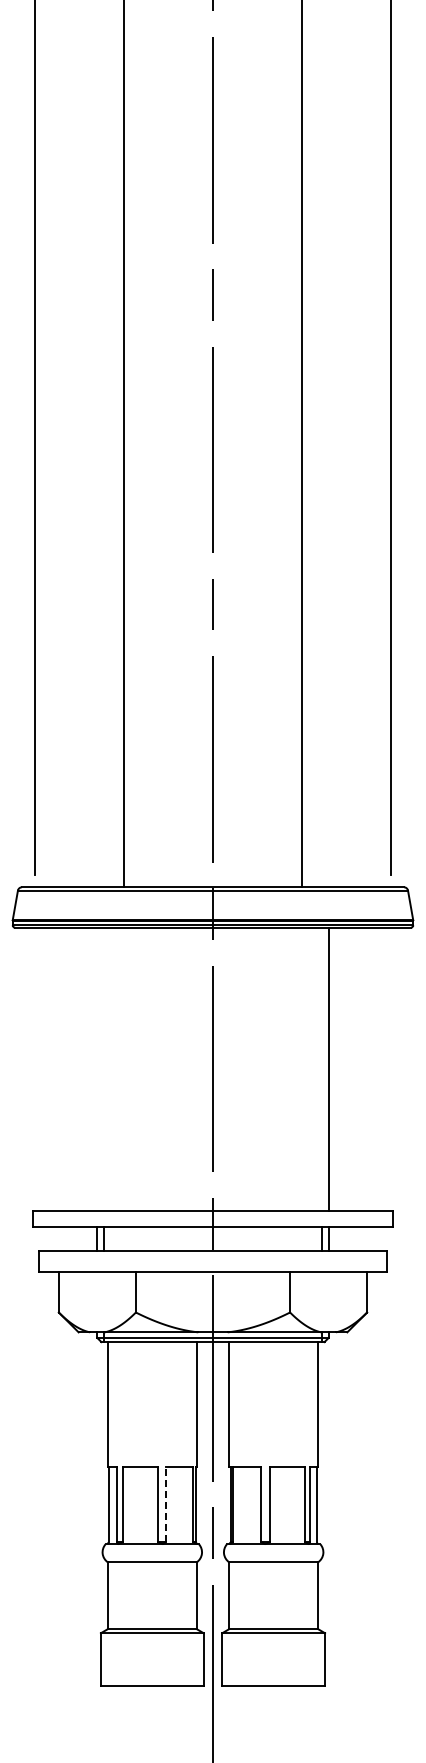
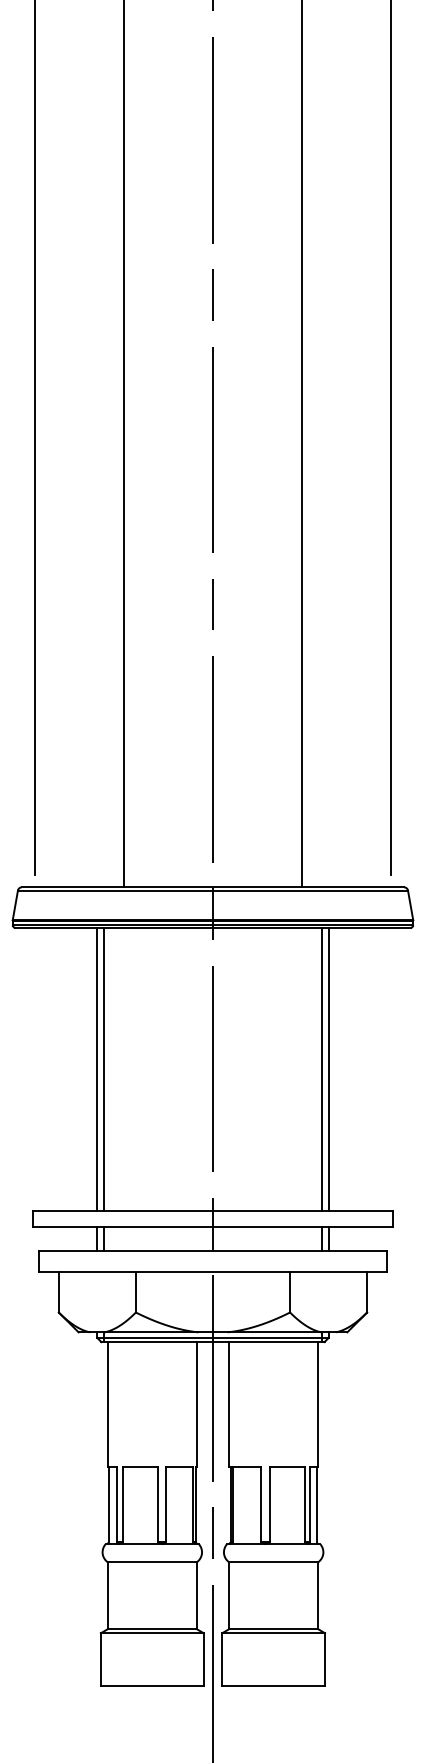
line: none -> present (97, 1068)
line: none -> present (104, 1068)
line: none -> present (321, 1068)
line: dashed -> solid (166, 1504)
